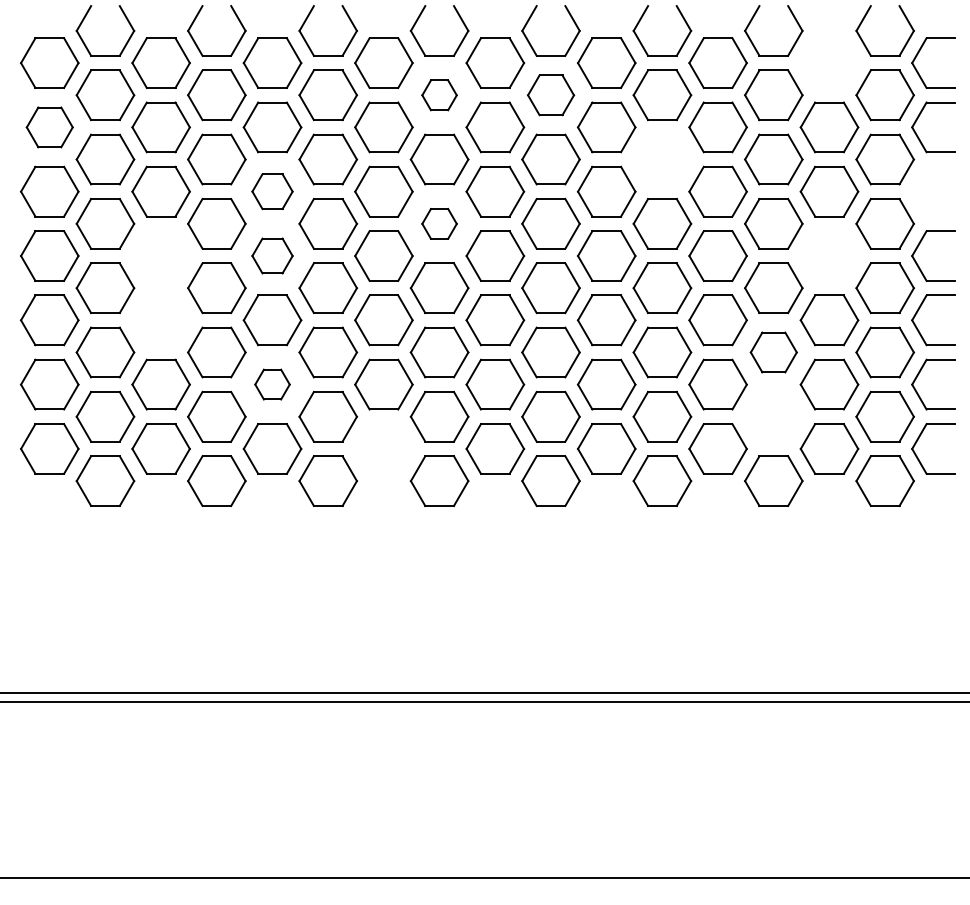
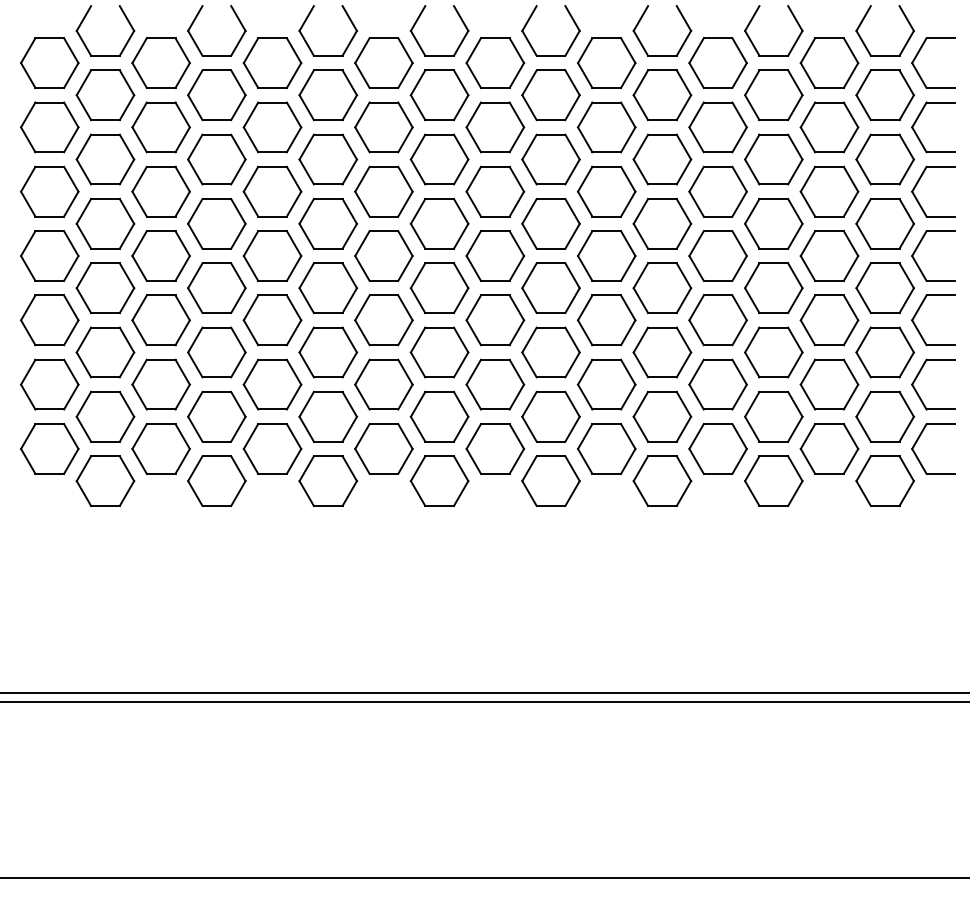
part: none -> present (829, 62)
part size: 37x33 px -> 61x53 px (439, 95)
part size: 49x43 px -> 60x53 px (550, 95)
part size: 49x43 px -> 60x53 px (49, 127)
part: none -> present (662, 159)
part: none -> present (919, 181)
part size: 43x38 px -> 61x53 px (272, 191)
part size: 37x32 px -> 61x52 px (439, 223)
part: none -> present (160, 255)
part size: 43x38 px -> 61x52 px (272, 255)
part: none -> present (829, 255)
part: none -> present (160, 320)
part size: 49x43 px -> 60x53 px (773, 352)
part size: 37x33 px -> 61x53 px (272, 384)
part: none -> present (773, 416)
part: none -> present (383, 448)
